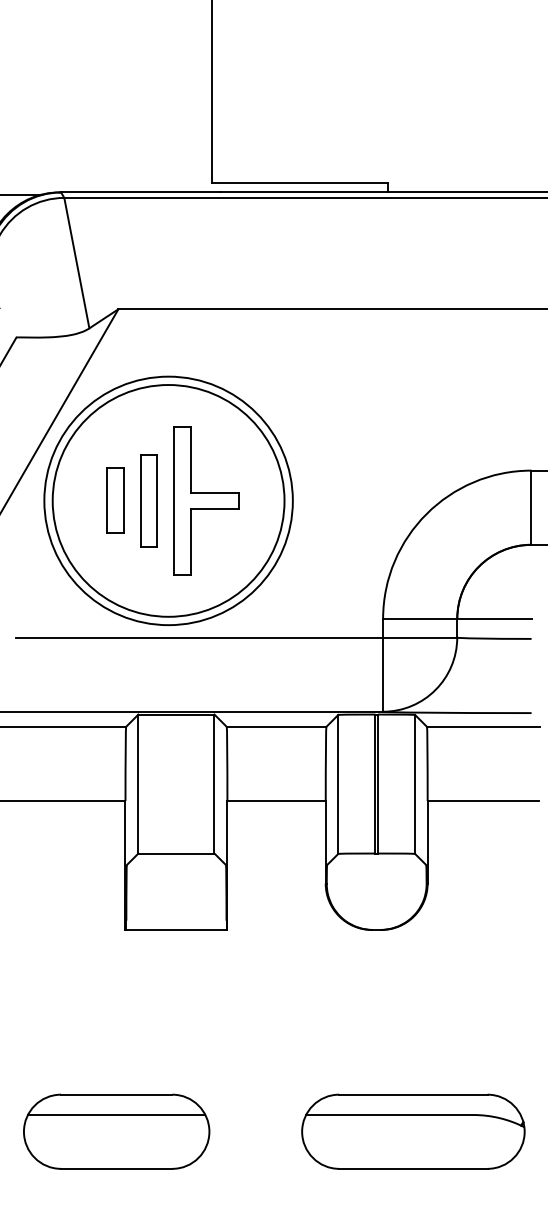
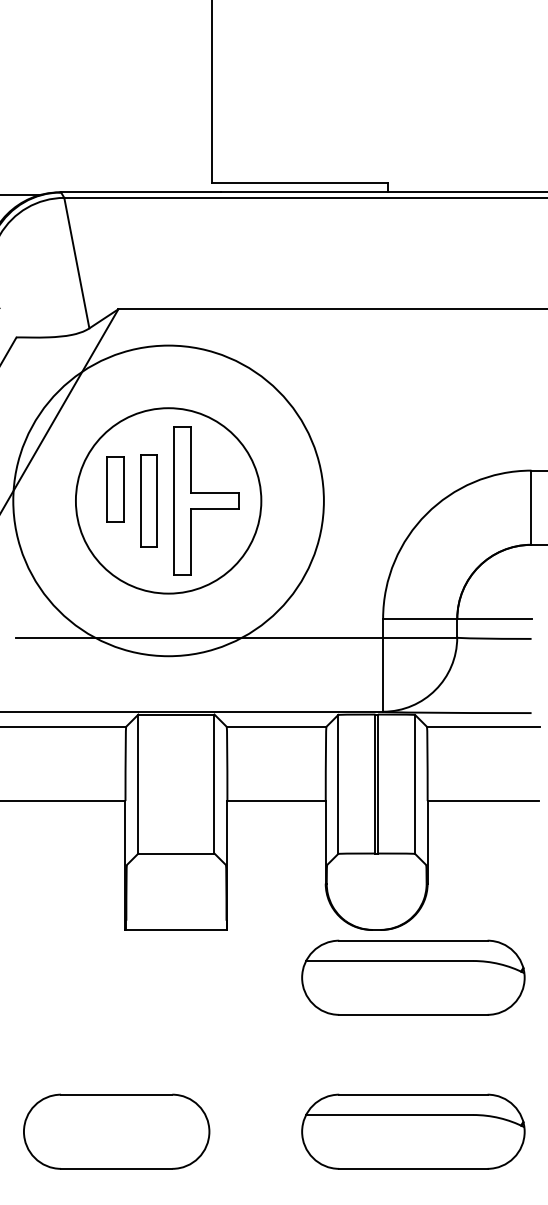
part position: (115, 500) -> (115, 489) (115, 489)
circle diameter: 232 px -> 185 px (168, 500)
circle diameter: 248 px -> 311 px (168, 500)
part: none -> present (413, 977)
line: present -> none (116, 1115)
